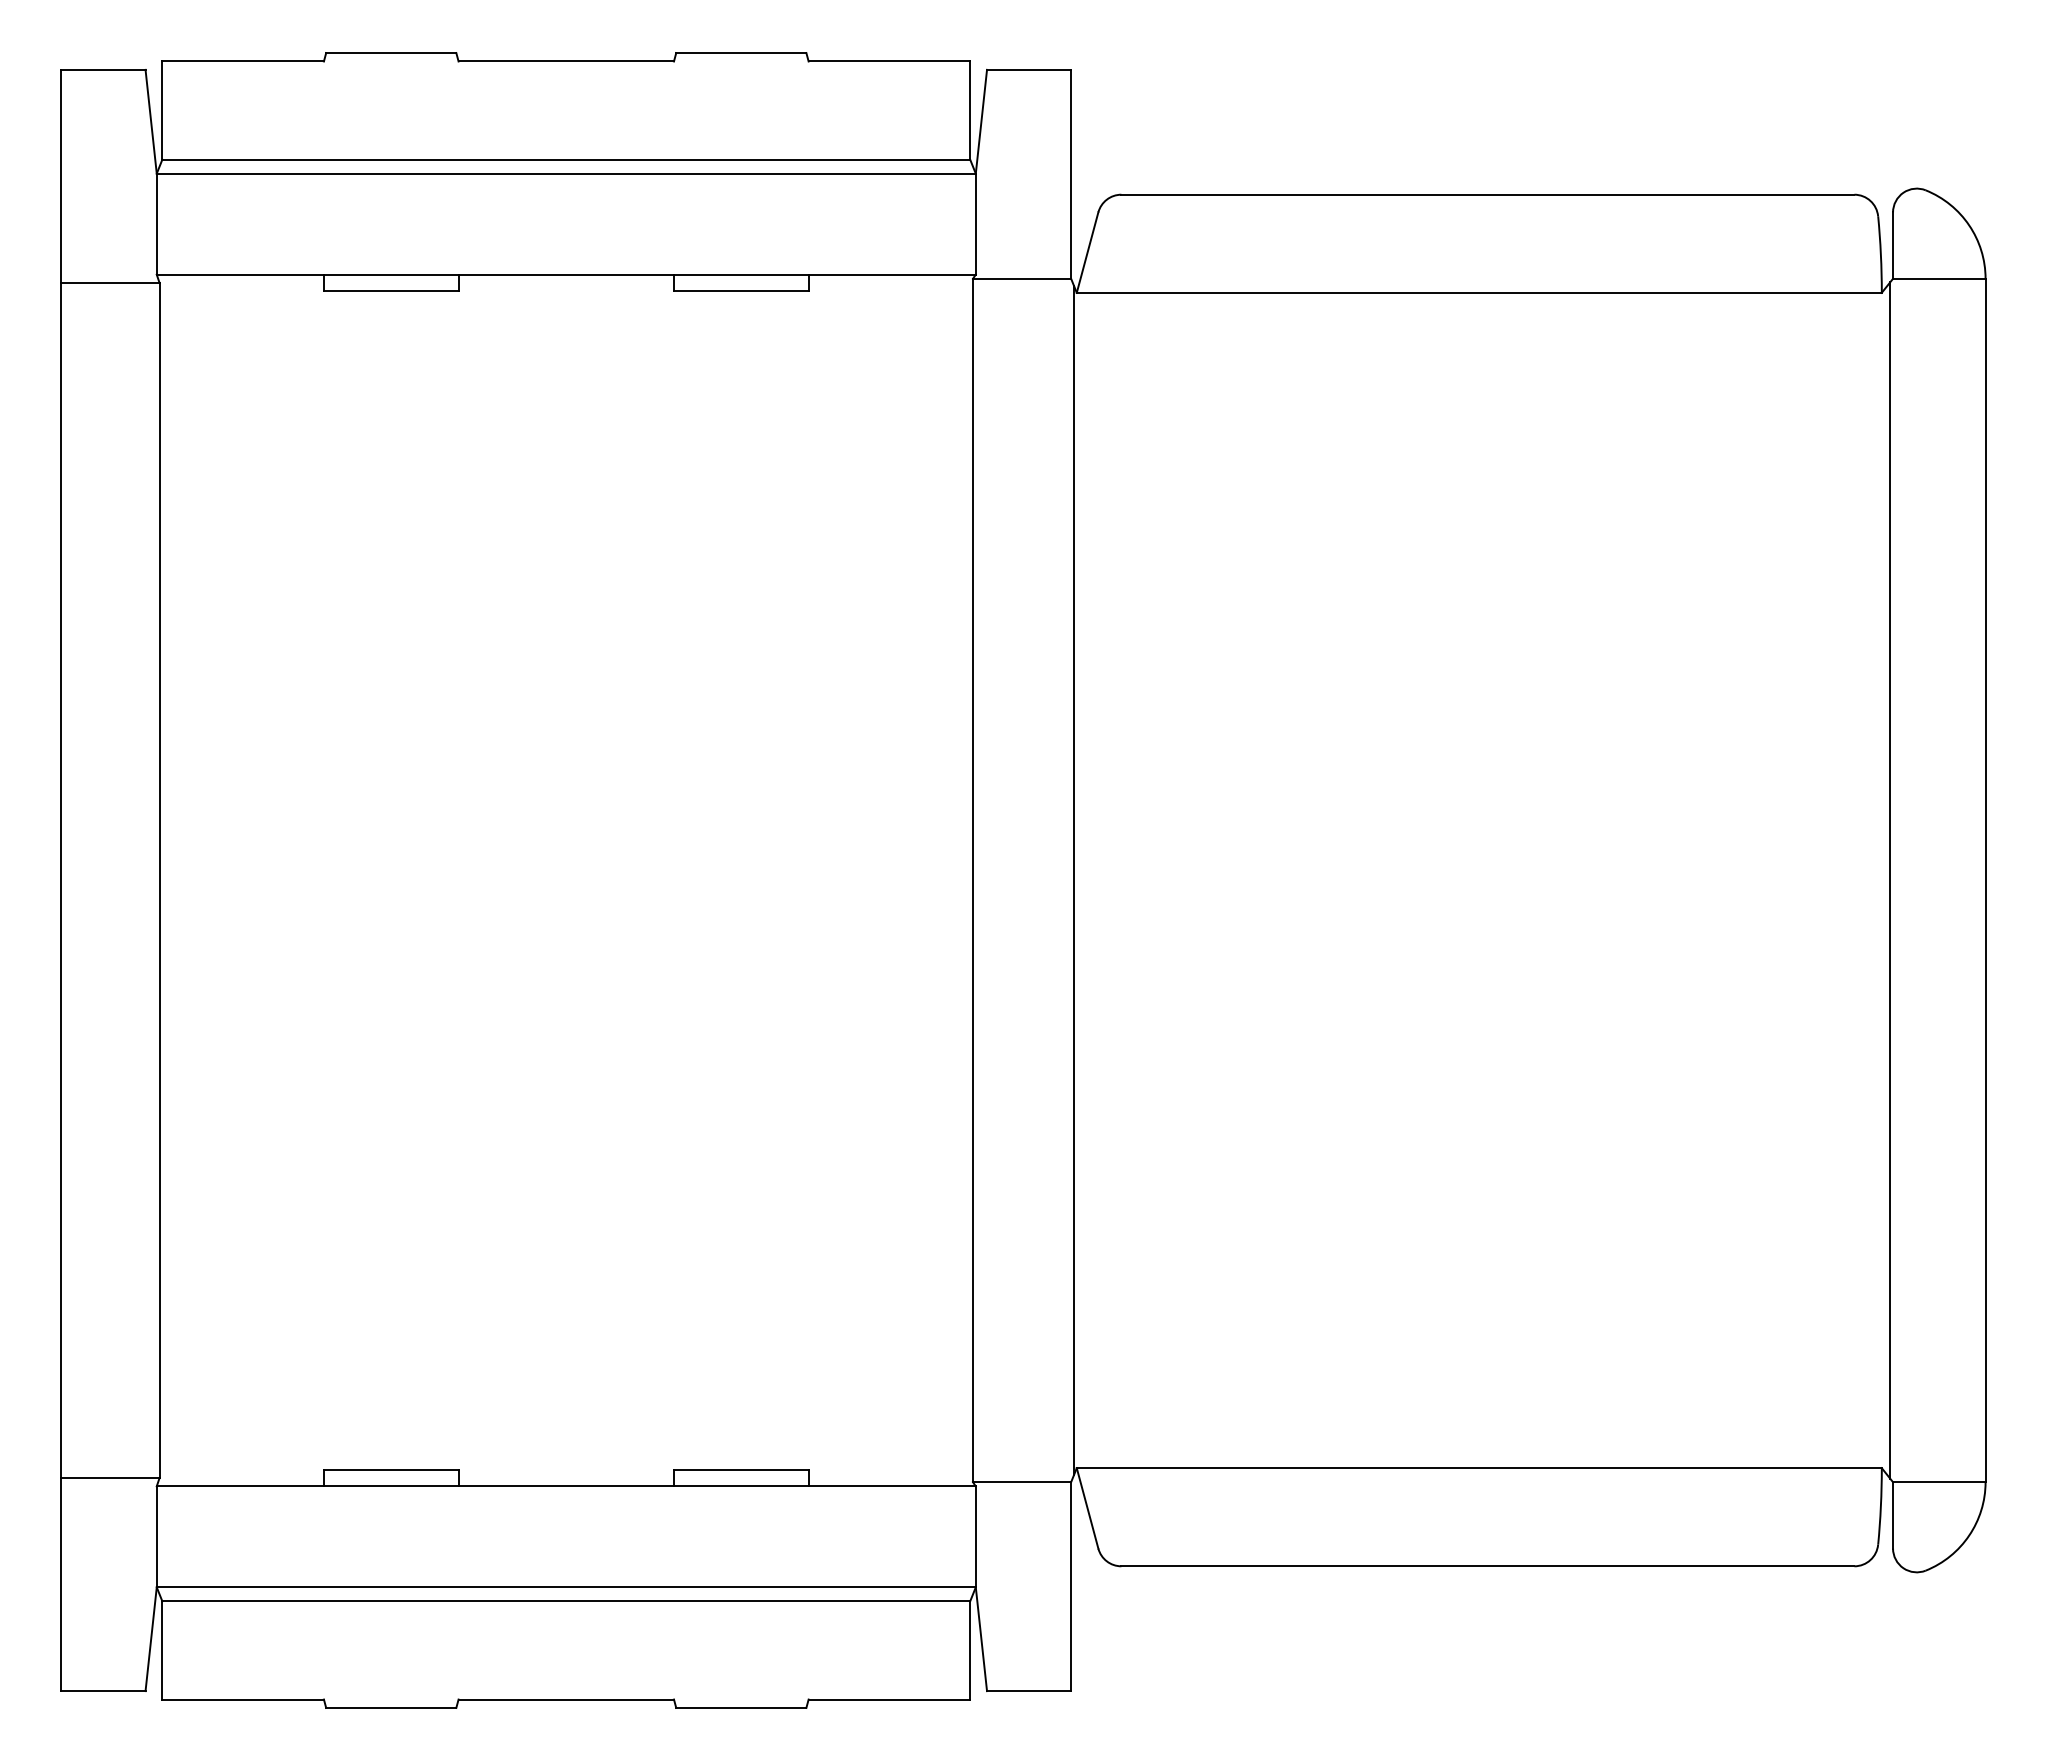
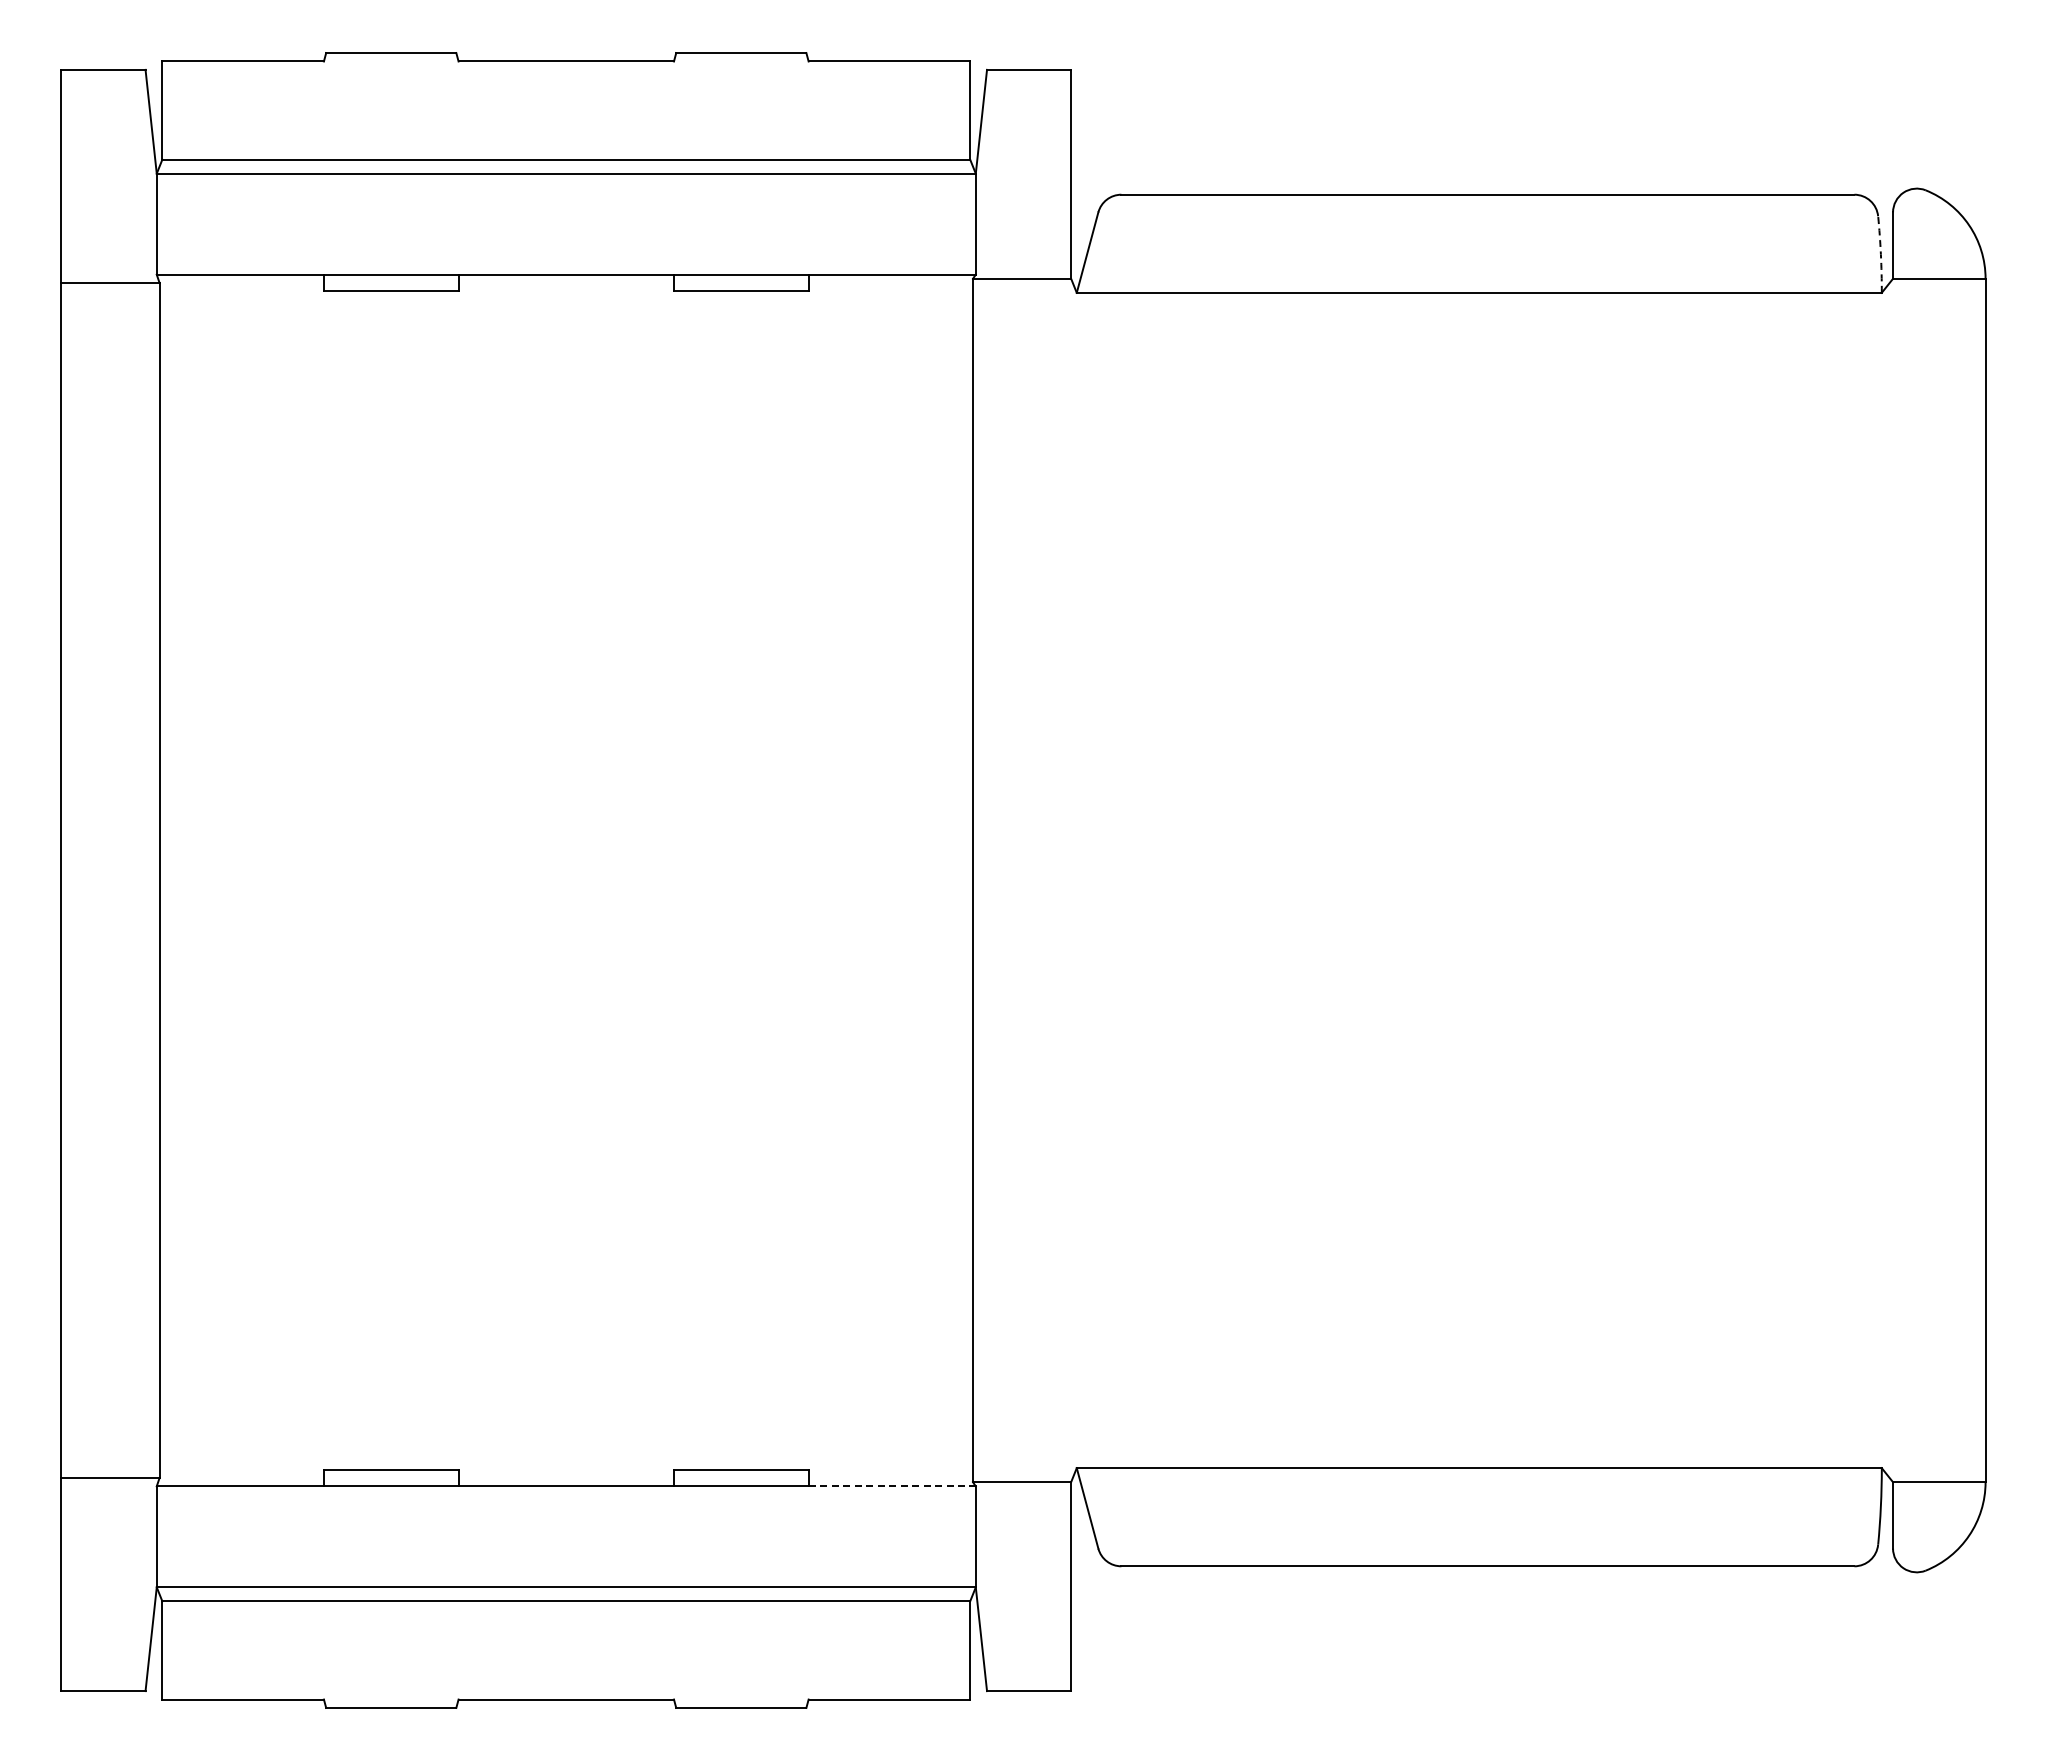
arc: solid -> dashed (1880, 254)
line: present -> none (1073, 880)
line: present -> none (1890, 880)
line: solid -> dashed (892, 1486)
